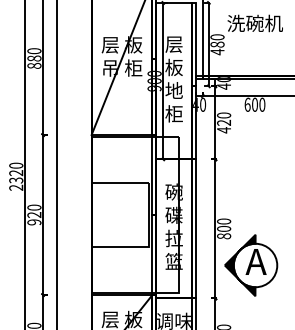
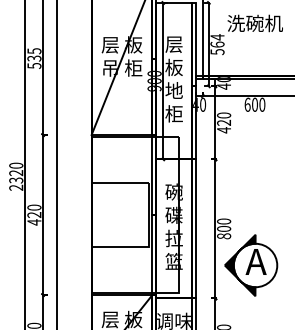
text: 480 -> 564 (217, 44)
text: 880 -> 535 (34, 58)
text: 920 -> 420 (34, 222)
